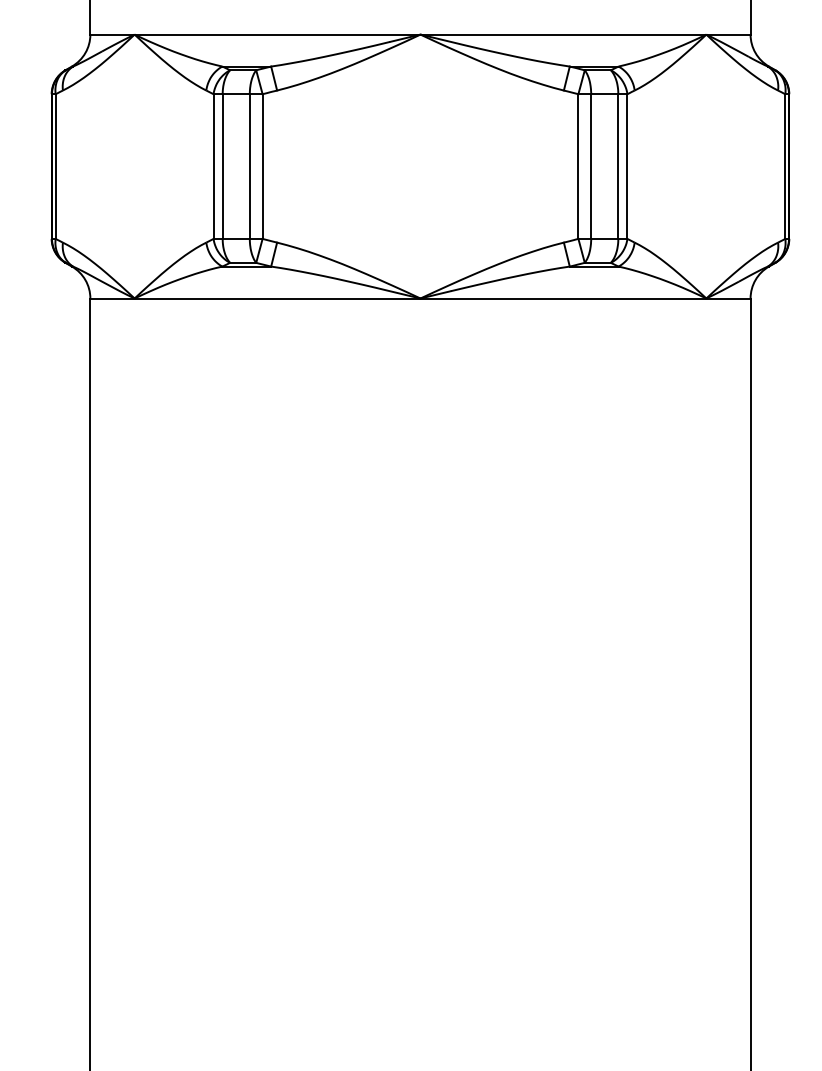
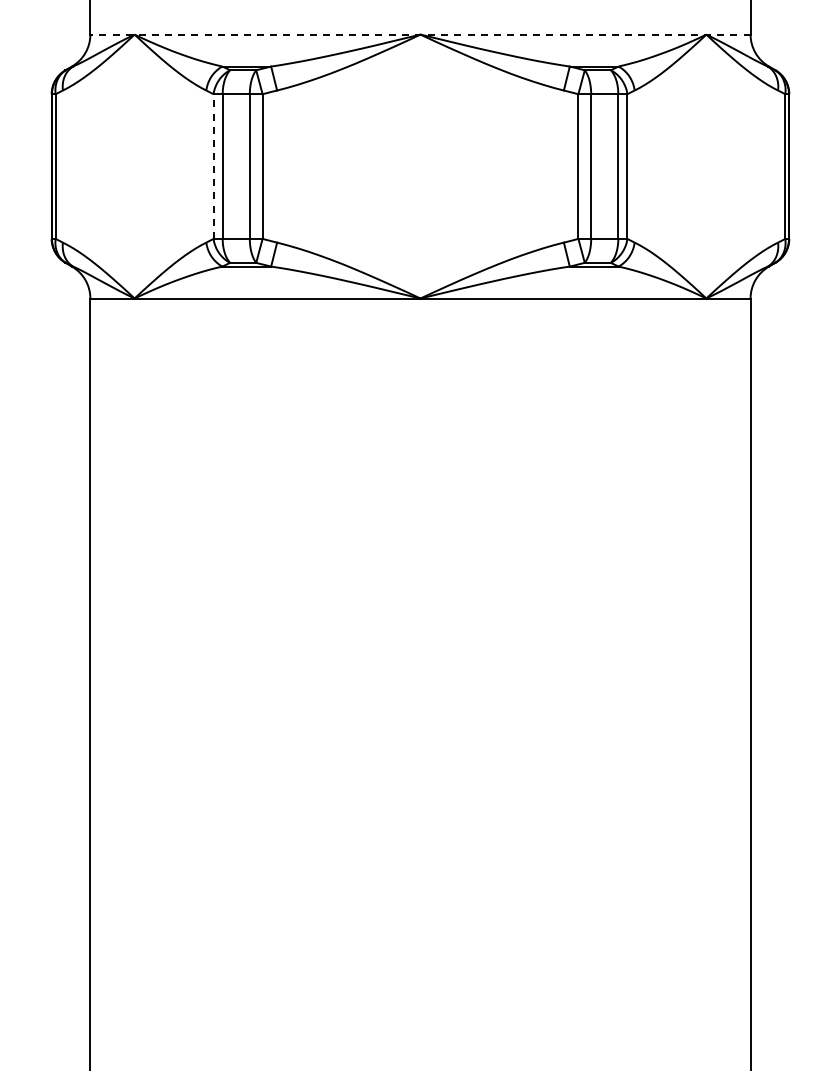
line: solid -> dashed (419, 34)
line: solid -> dashed (213, 166)
